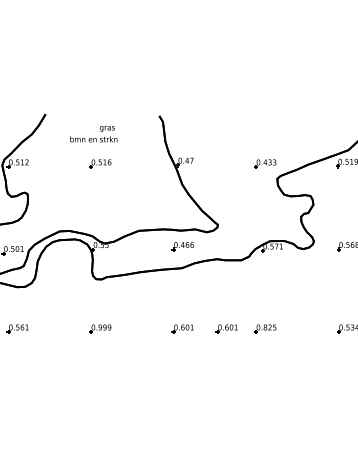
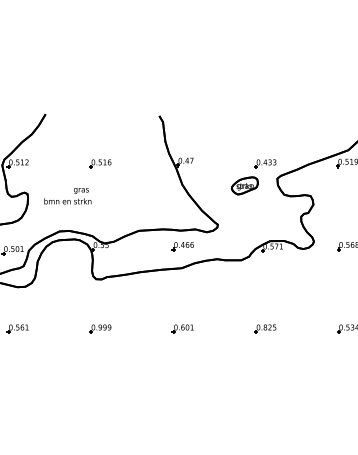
text position: (93, 134) -> (67, 196) (67, 196)
part: none -> present (244, 185)
part: present -> none (226, 328)
